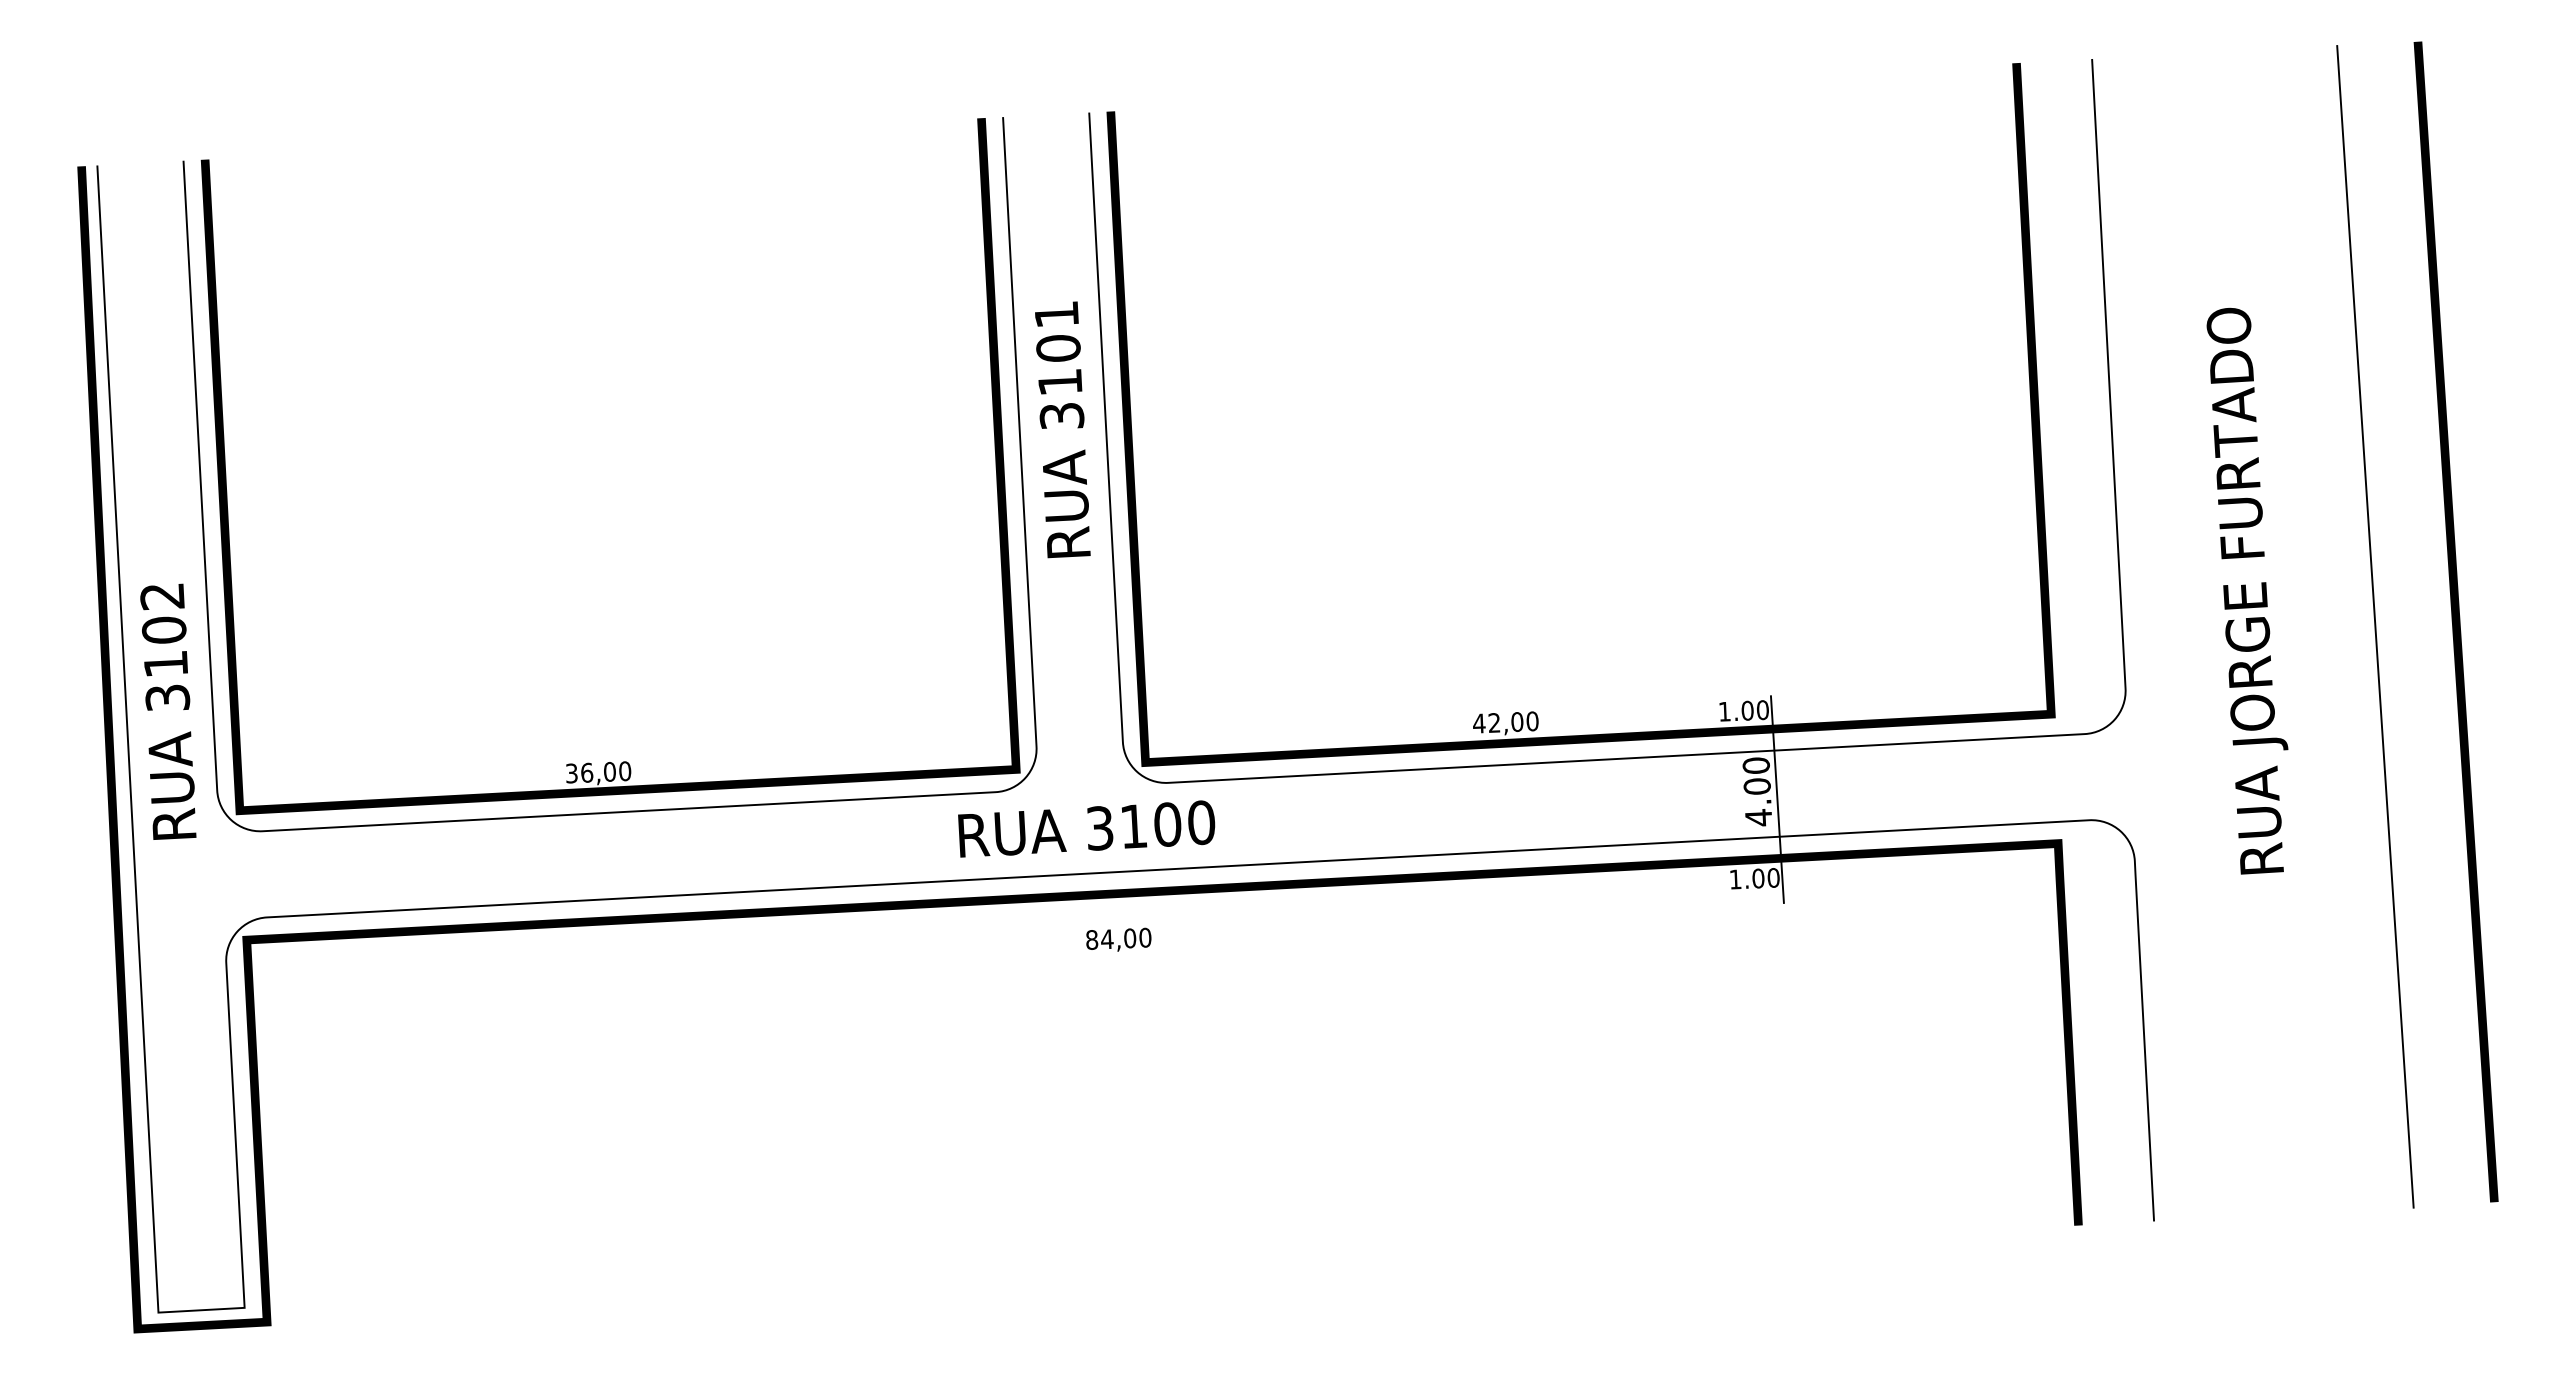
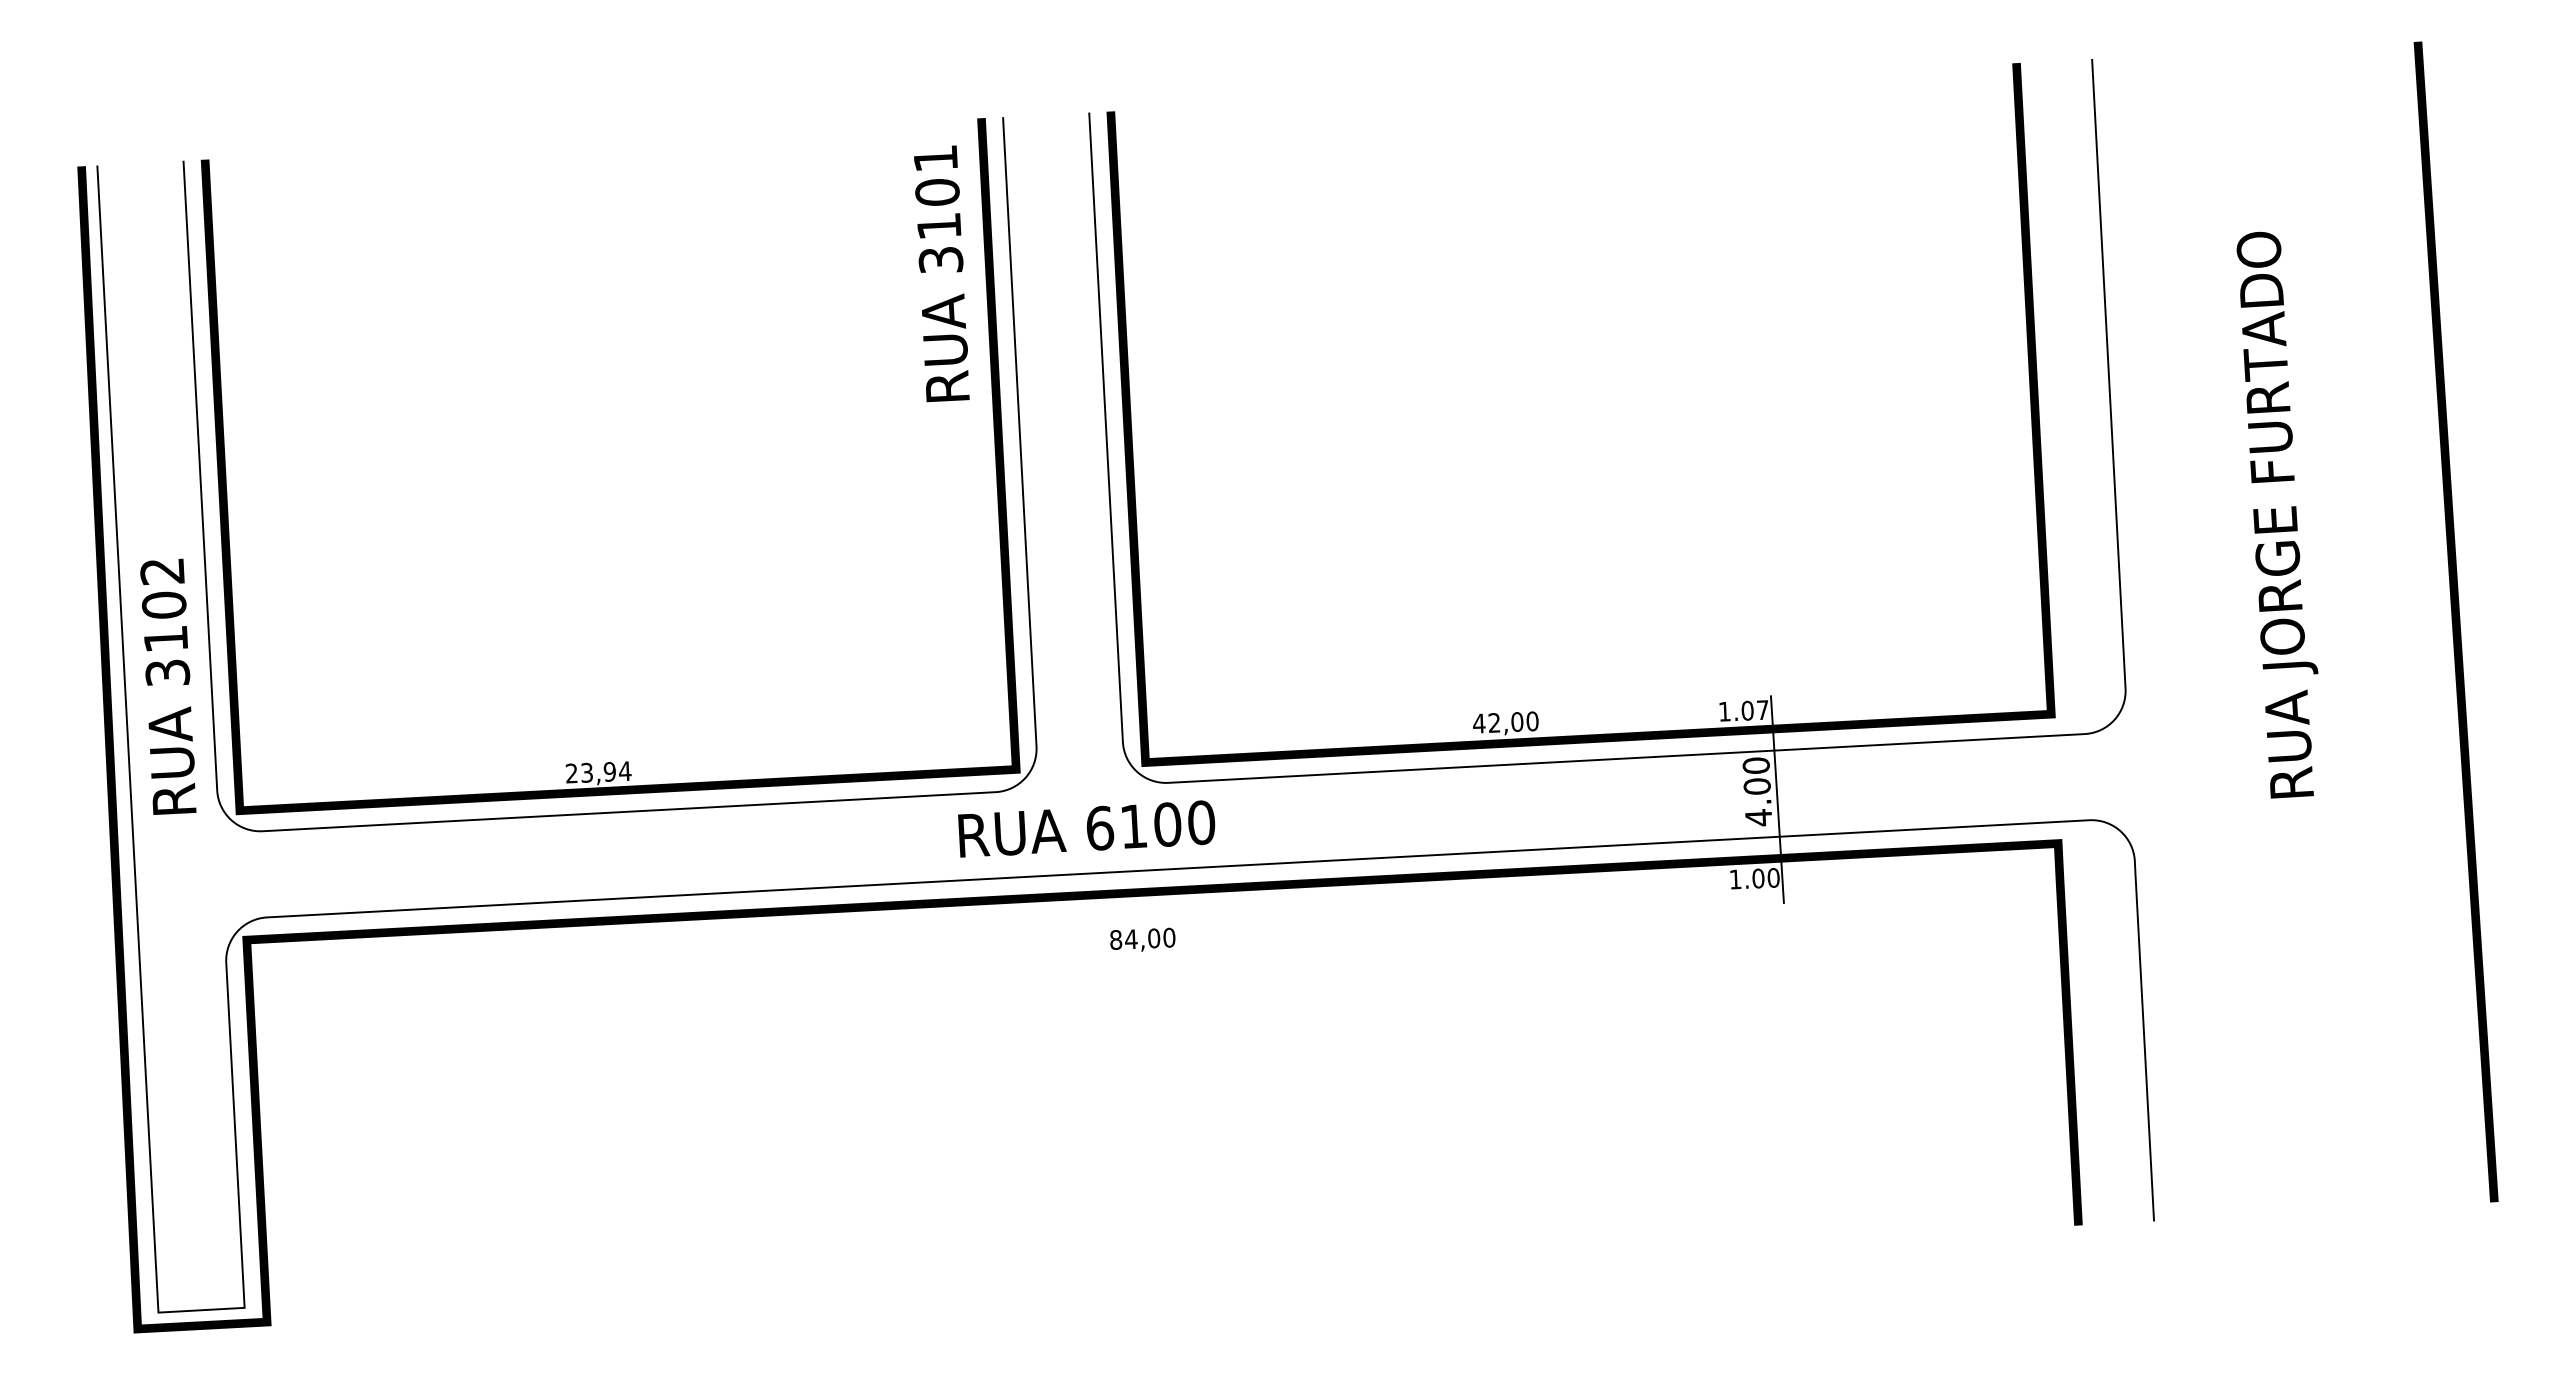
text position: (1062, 429) -> (941, 273) (941, 273)
text position: (2247, 590) -> (2277, 514) (2277, 514)
line: present -> none (2375, 626)
text: 1.00 -> 1.07 (1762, 710)
text position: (168, 711) -> (168, 686) (168, 686)
text: 36,00 -> 23,94 (598, 772)
text: 3100 -> 6100 (1100, 827)
text position: (1118, 939) -> (1142, 939) (1142, 939)
